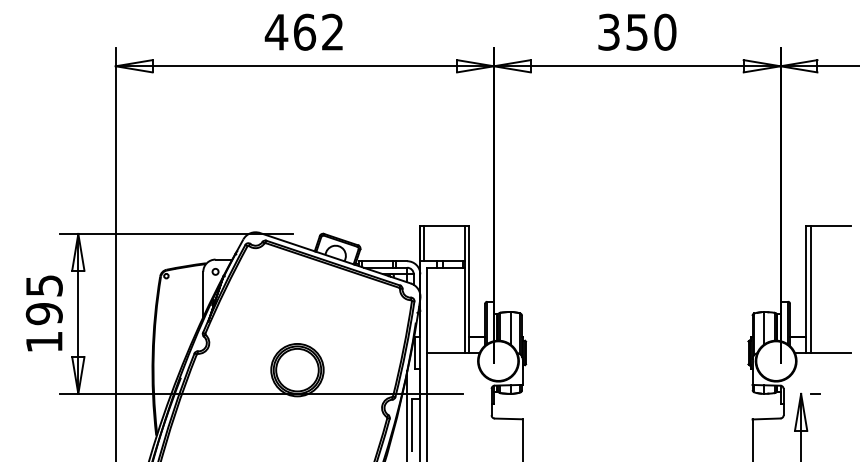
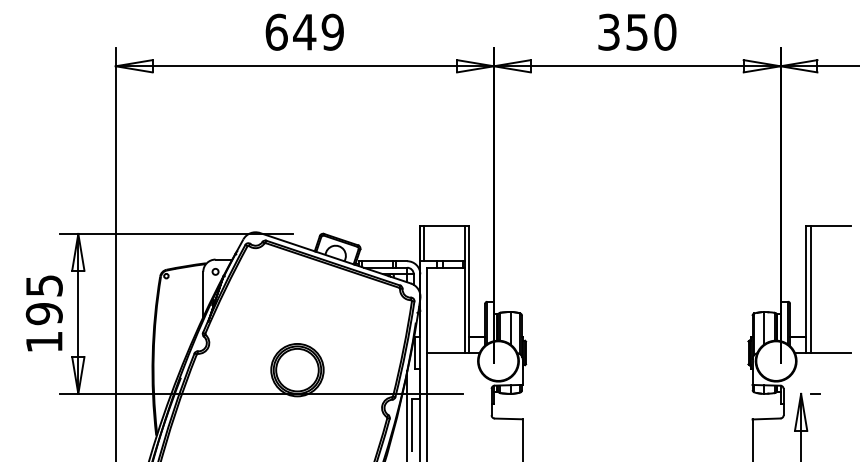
text: 462 -> 649 (303, 31)
